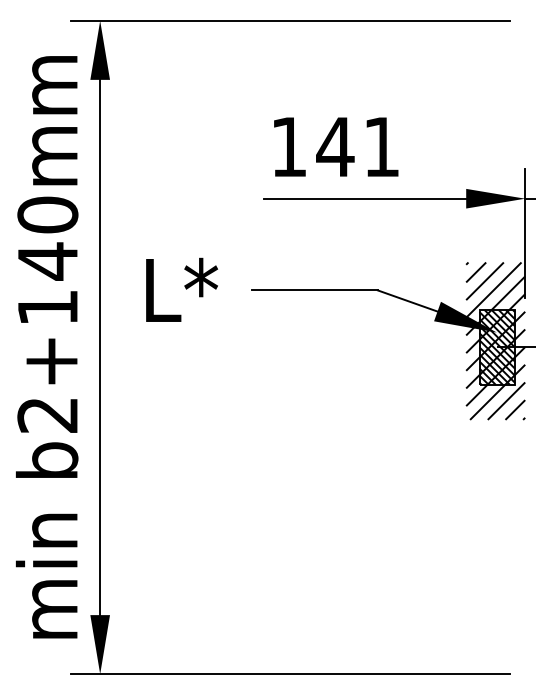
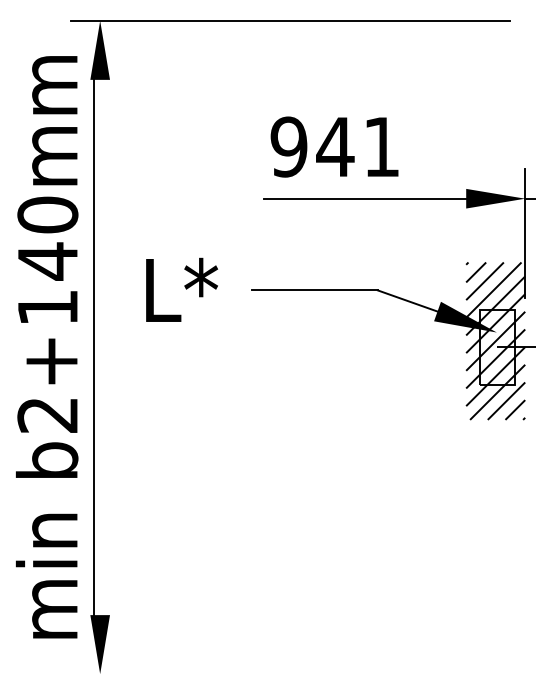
text: 141 -> 941 (288, 146)
line position: (100, 347) -> (94, 347) (94, 347)
hatch: present -> none (496, 347)
line: present -> none (290, 674)
